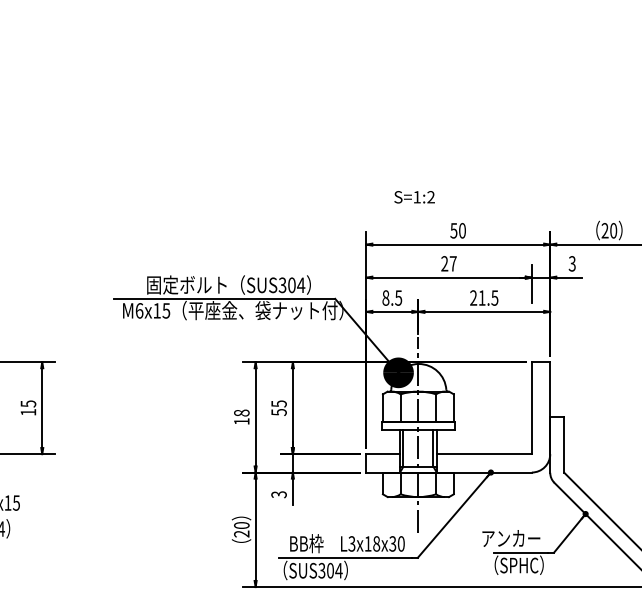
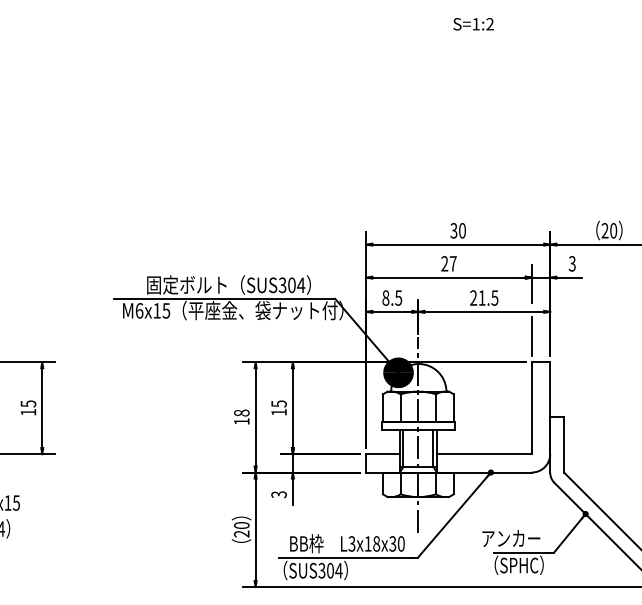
text position: (414, 197) -> (473, 24) (473, 24)
text: 50 -> 30 (453, 230)
line: none -> present (531, 336)
text: 55 -> 15 (278, 412)
